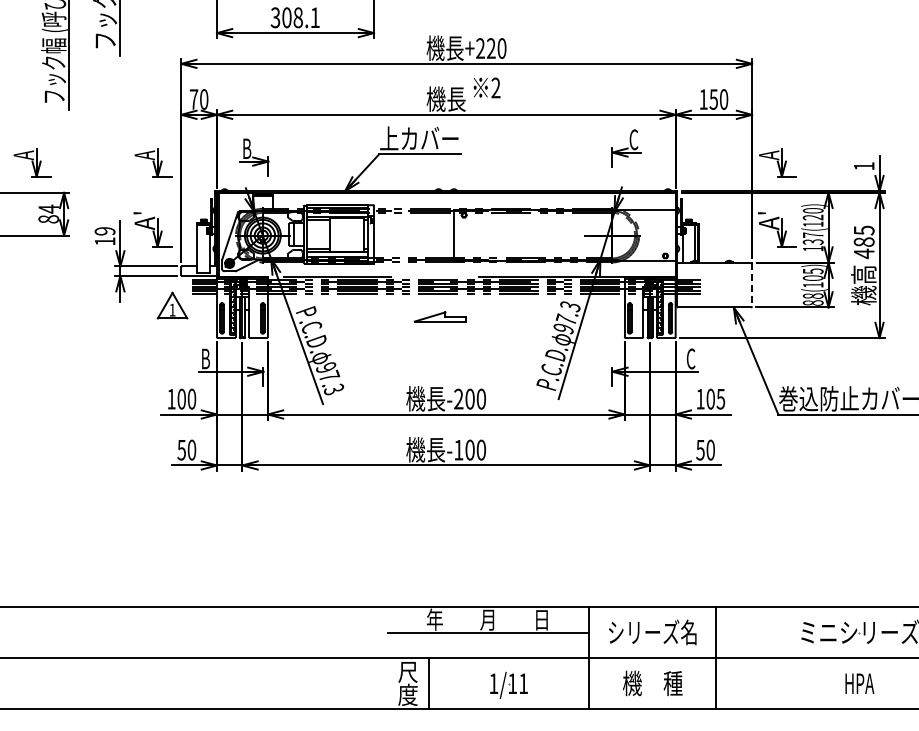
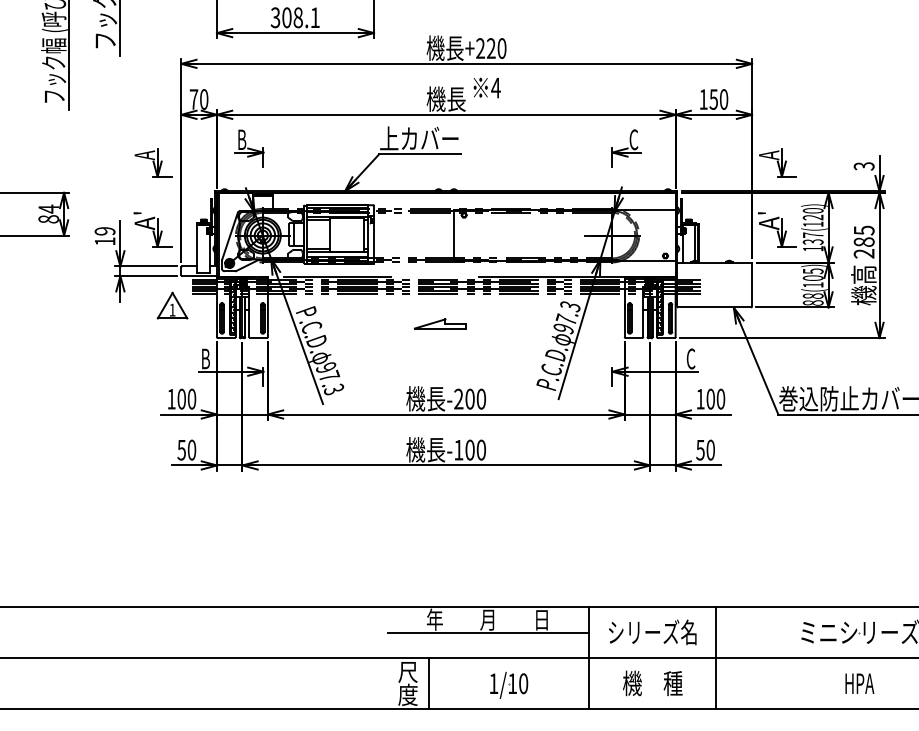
text: 2 -> 4 (495, 87)
part position: (254, 157) -> (249, 148) (249, 148)
part: present -> none (32, 162)
text: 1 -> 3 (863, 166)
text: 485 -> 285 (863, 253)
line: dashed -> solid (752, 284)
part position: (439, 316) -> (439, 323) (439, 323)
text: 105 -> 100 (720, 398)
text: 1/11 -> 1/10 (523, 683)
